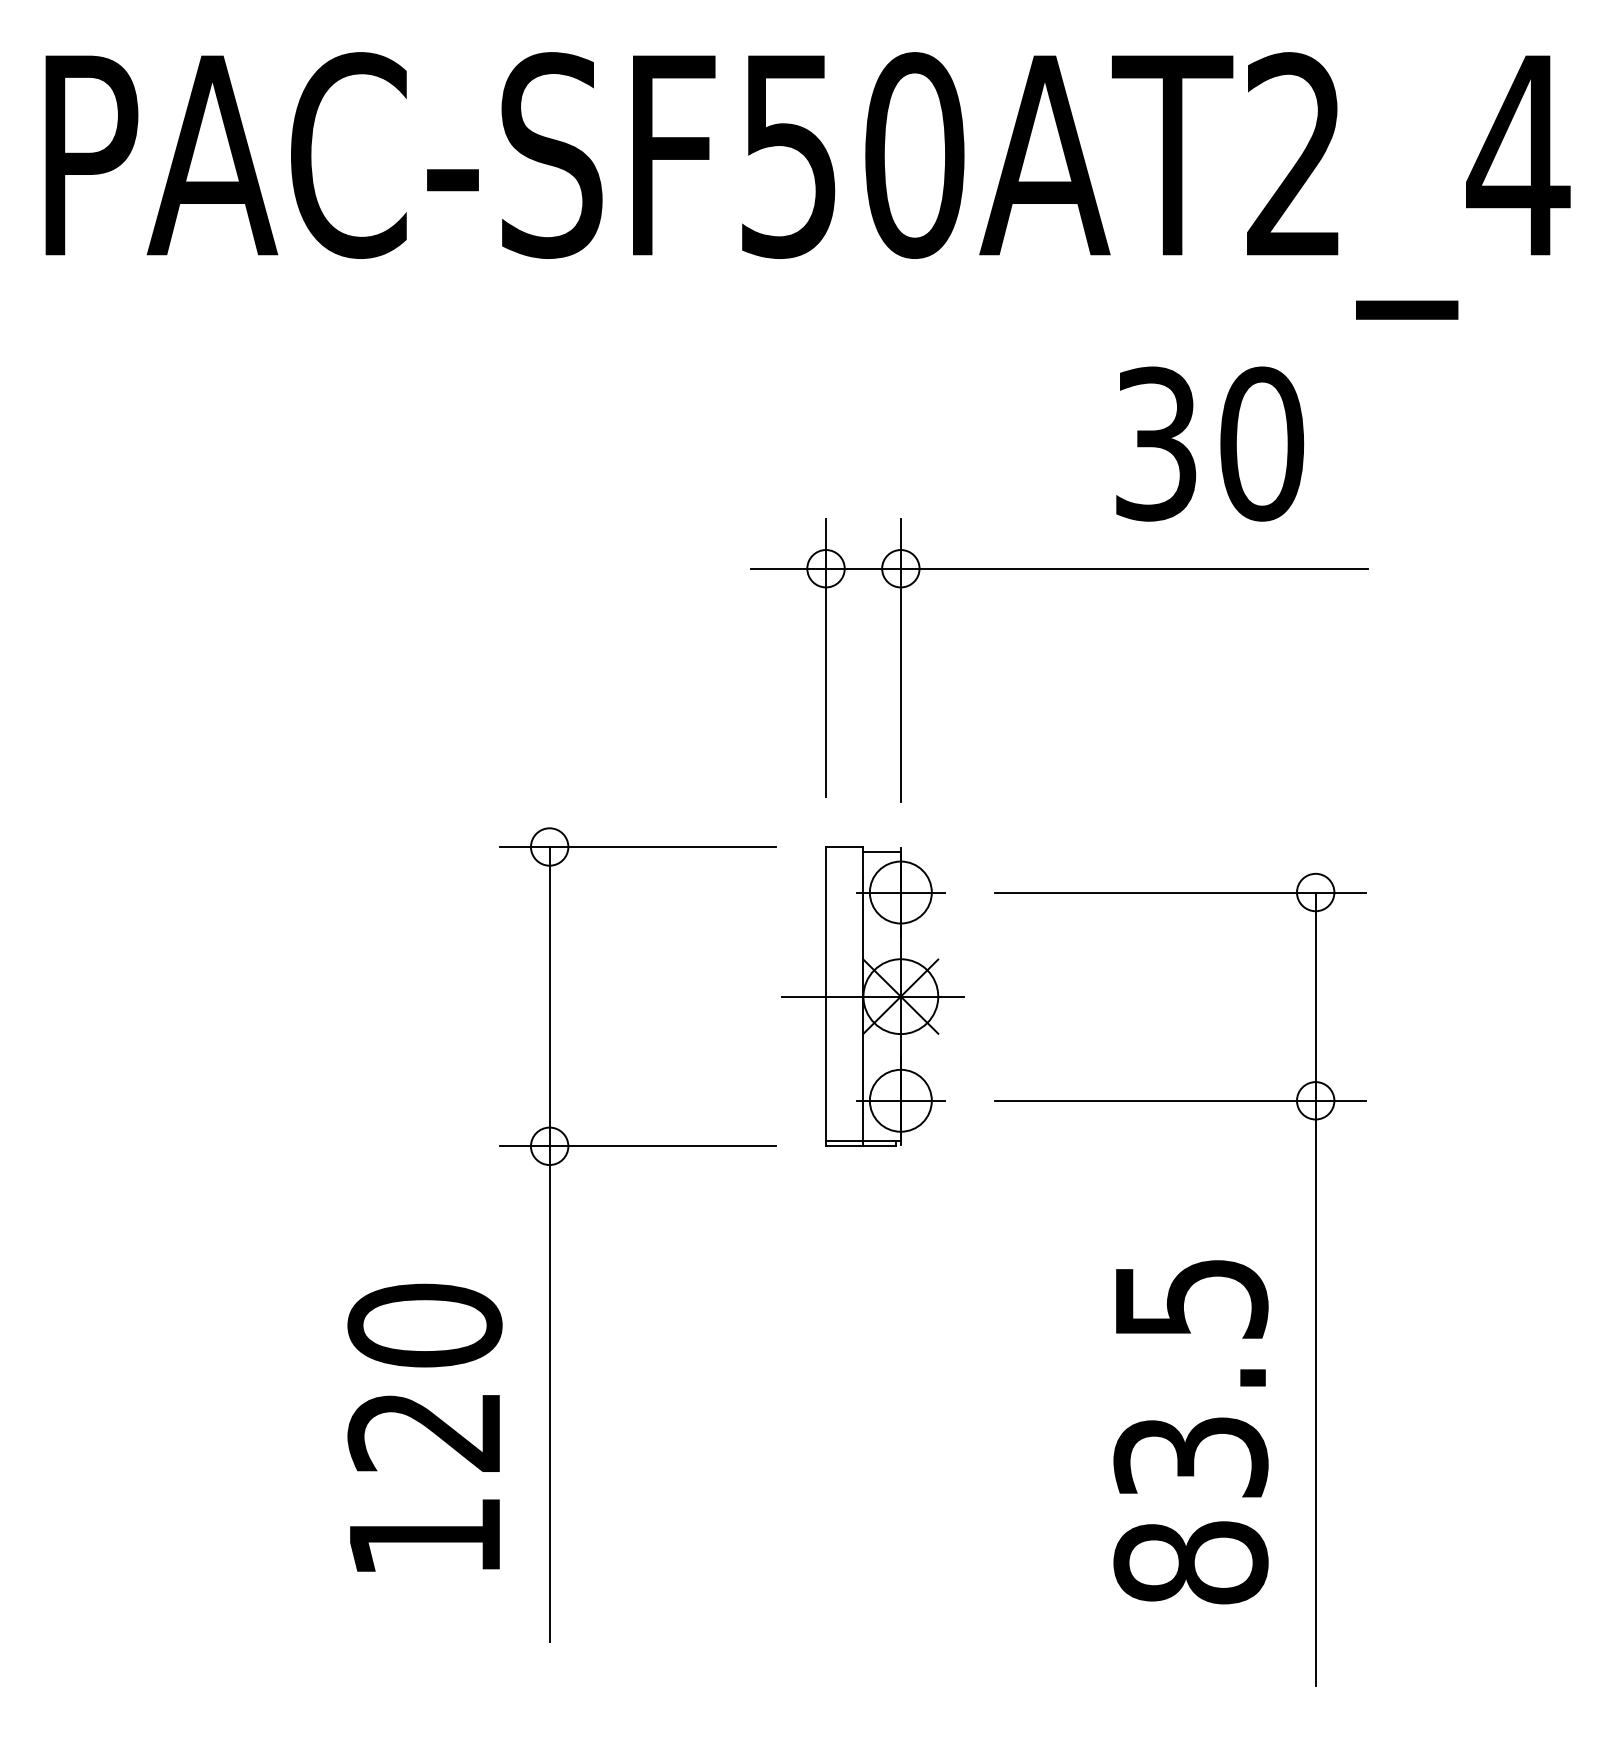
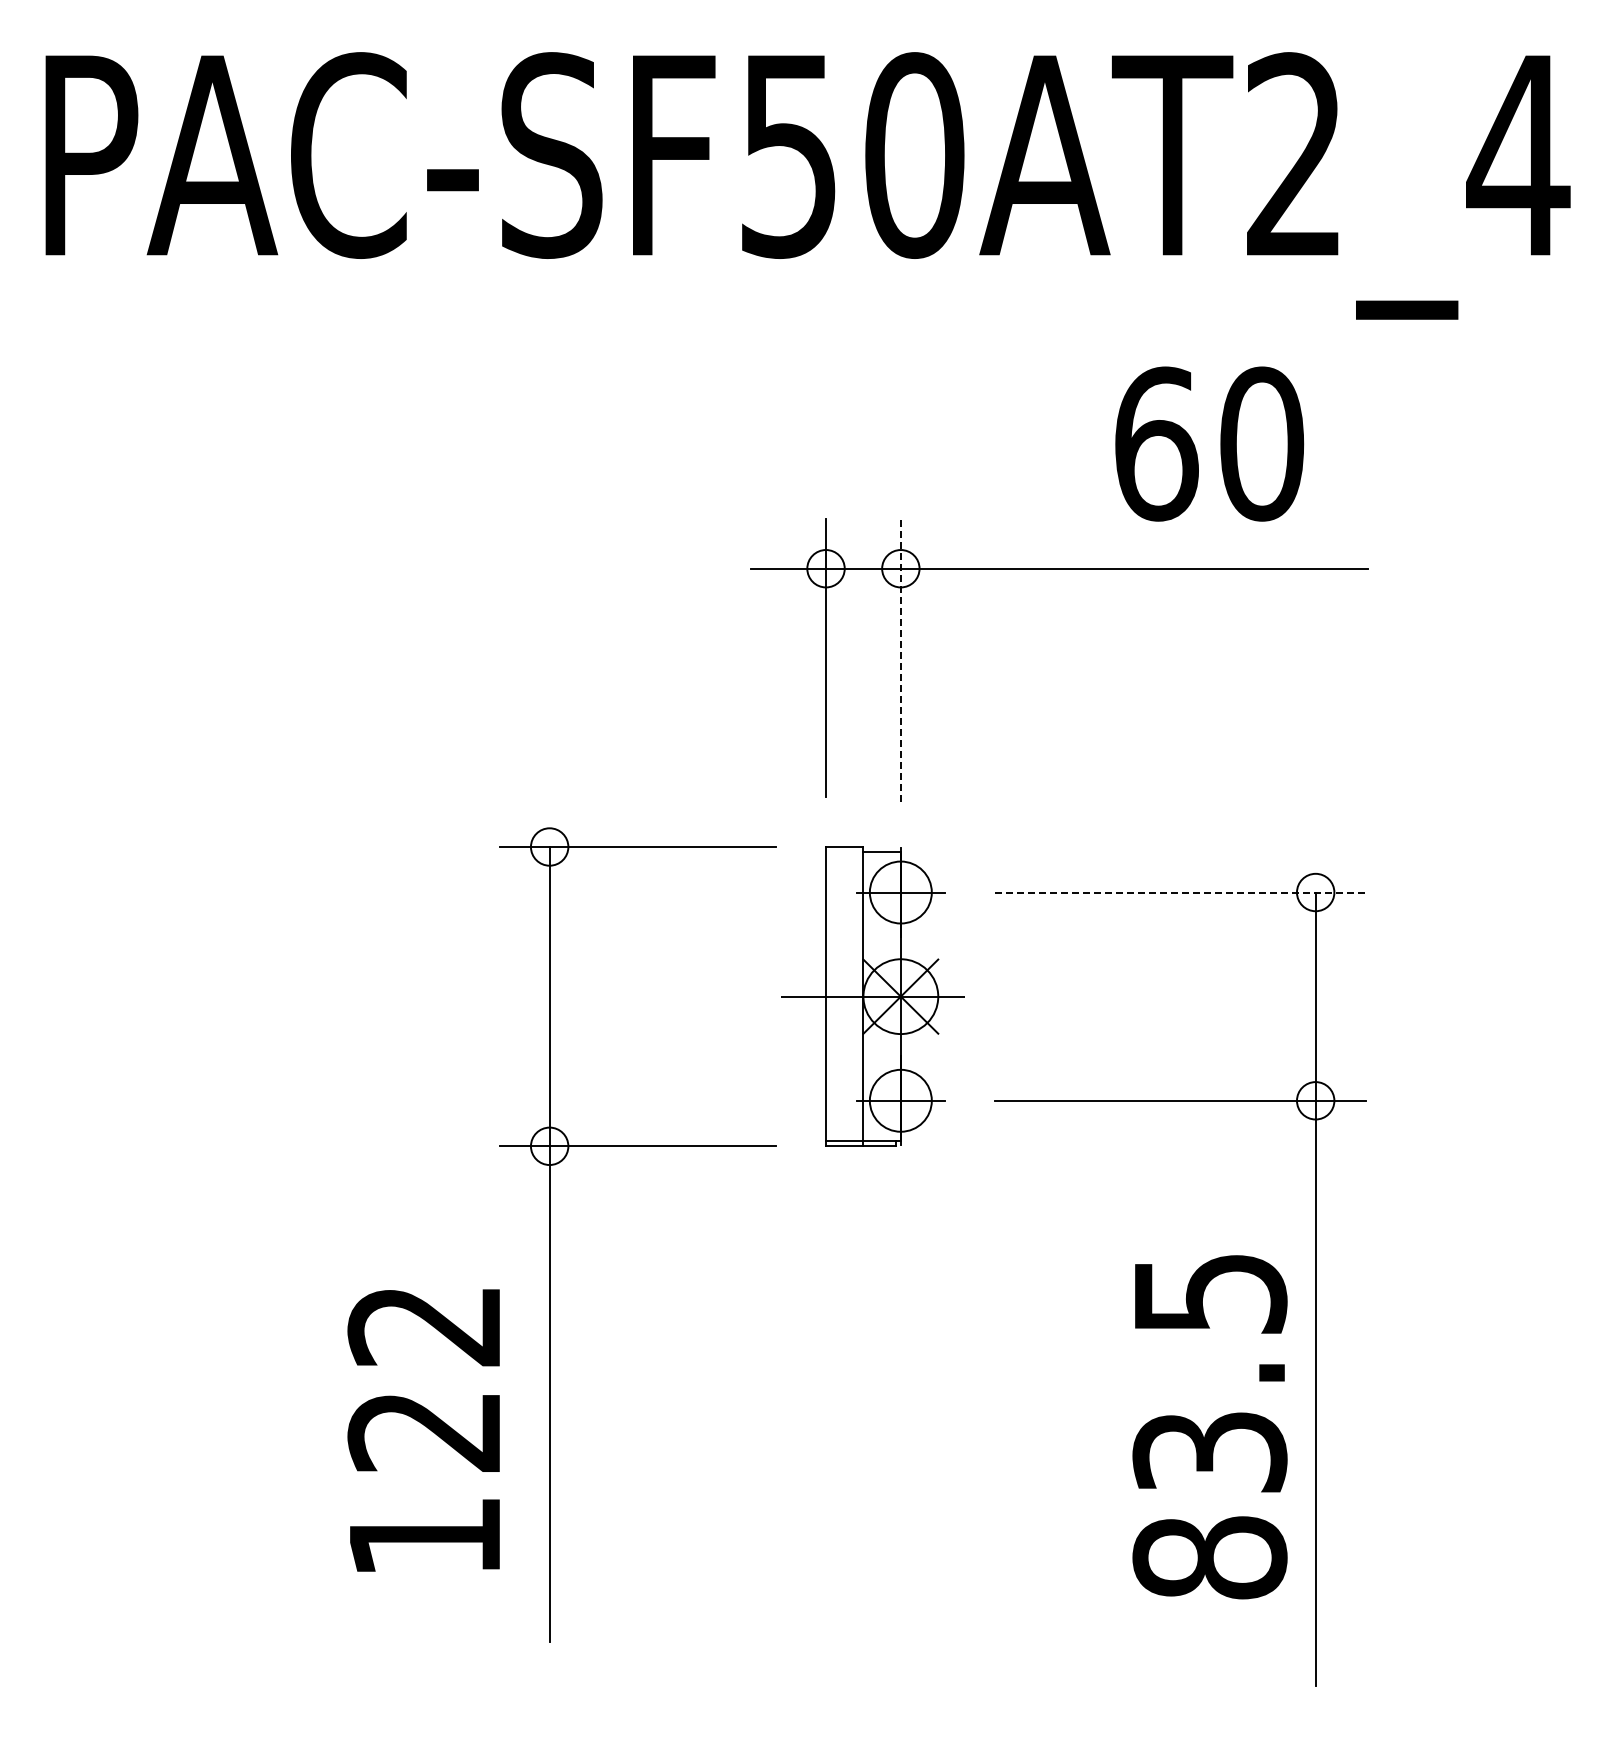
text: 30 -> 60 (1156, 443)
line: solid -> dashed (900, 660)
line: solid -> dashed (1180, 892)
text: 120 -> 122 (424, 1325)
text position: (1190, 1432) -> (1209, 1427) (1209, 1427)
